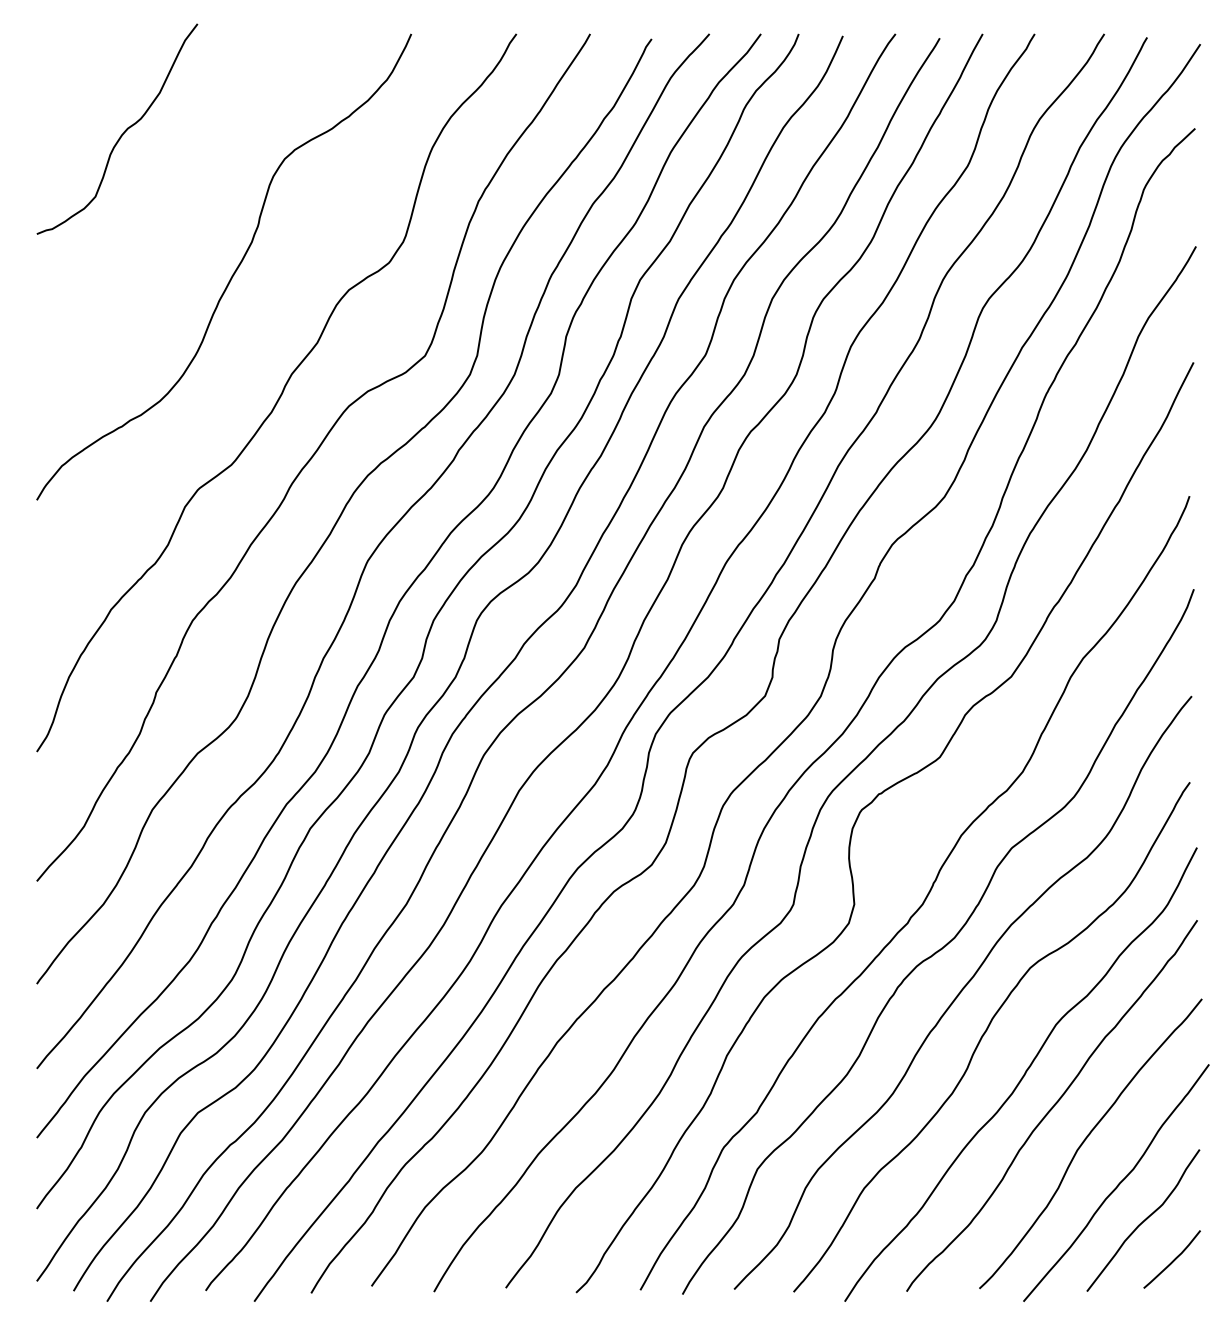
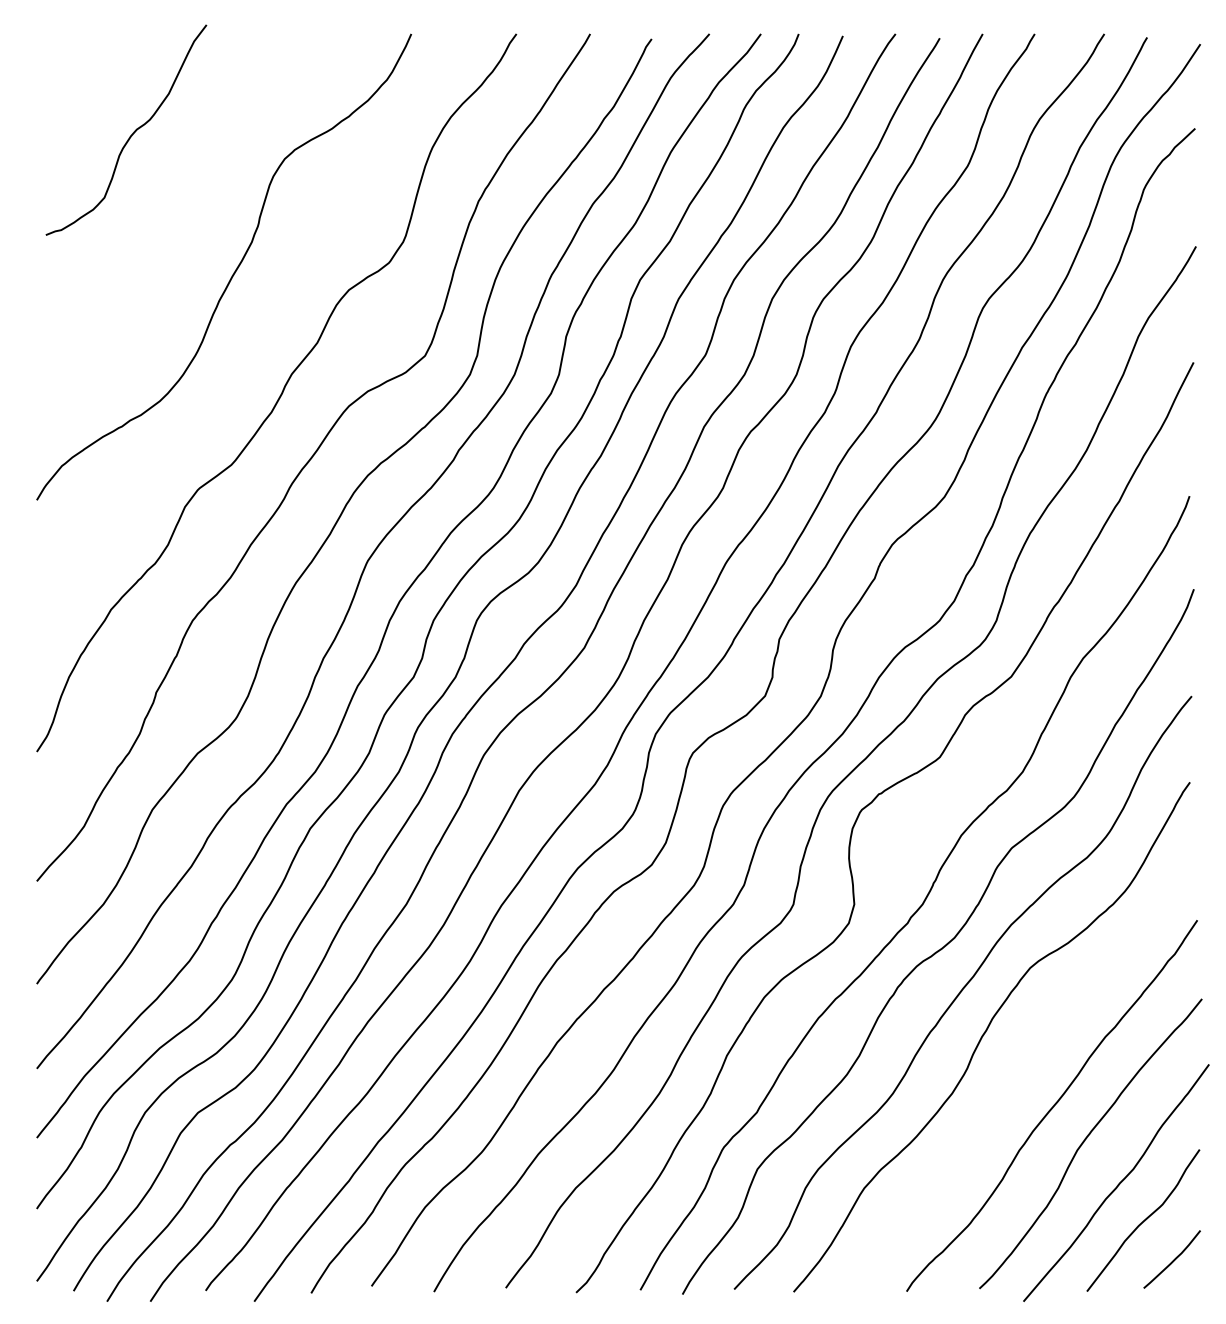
curve position: (122, 133) -> (131, 134) (131, 134)
curve: present -> none (1022, 1076)
